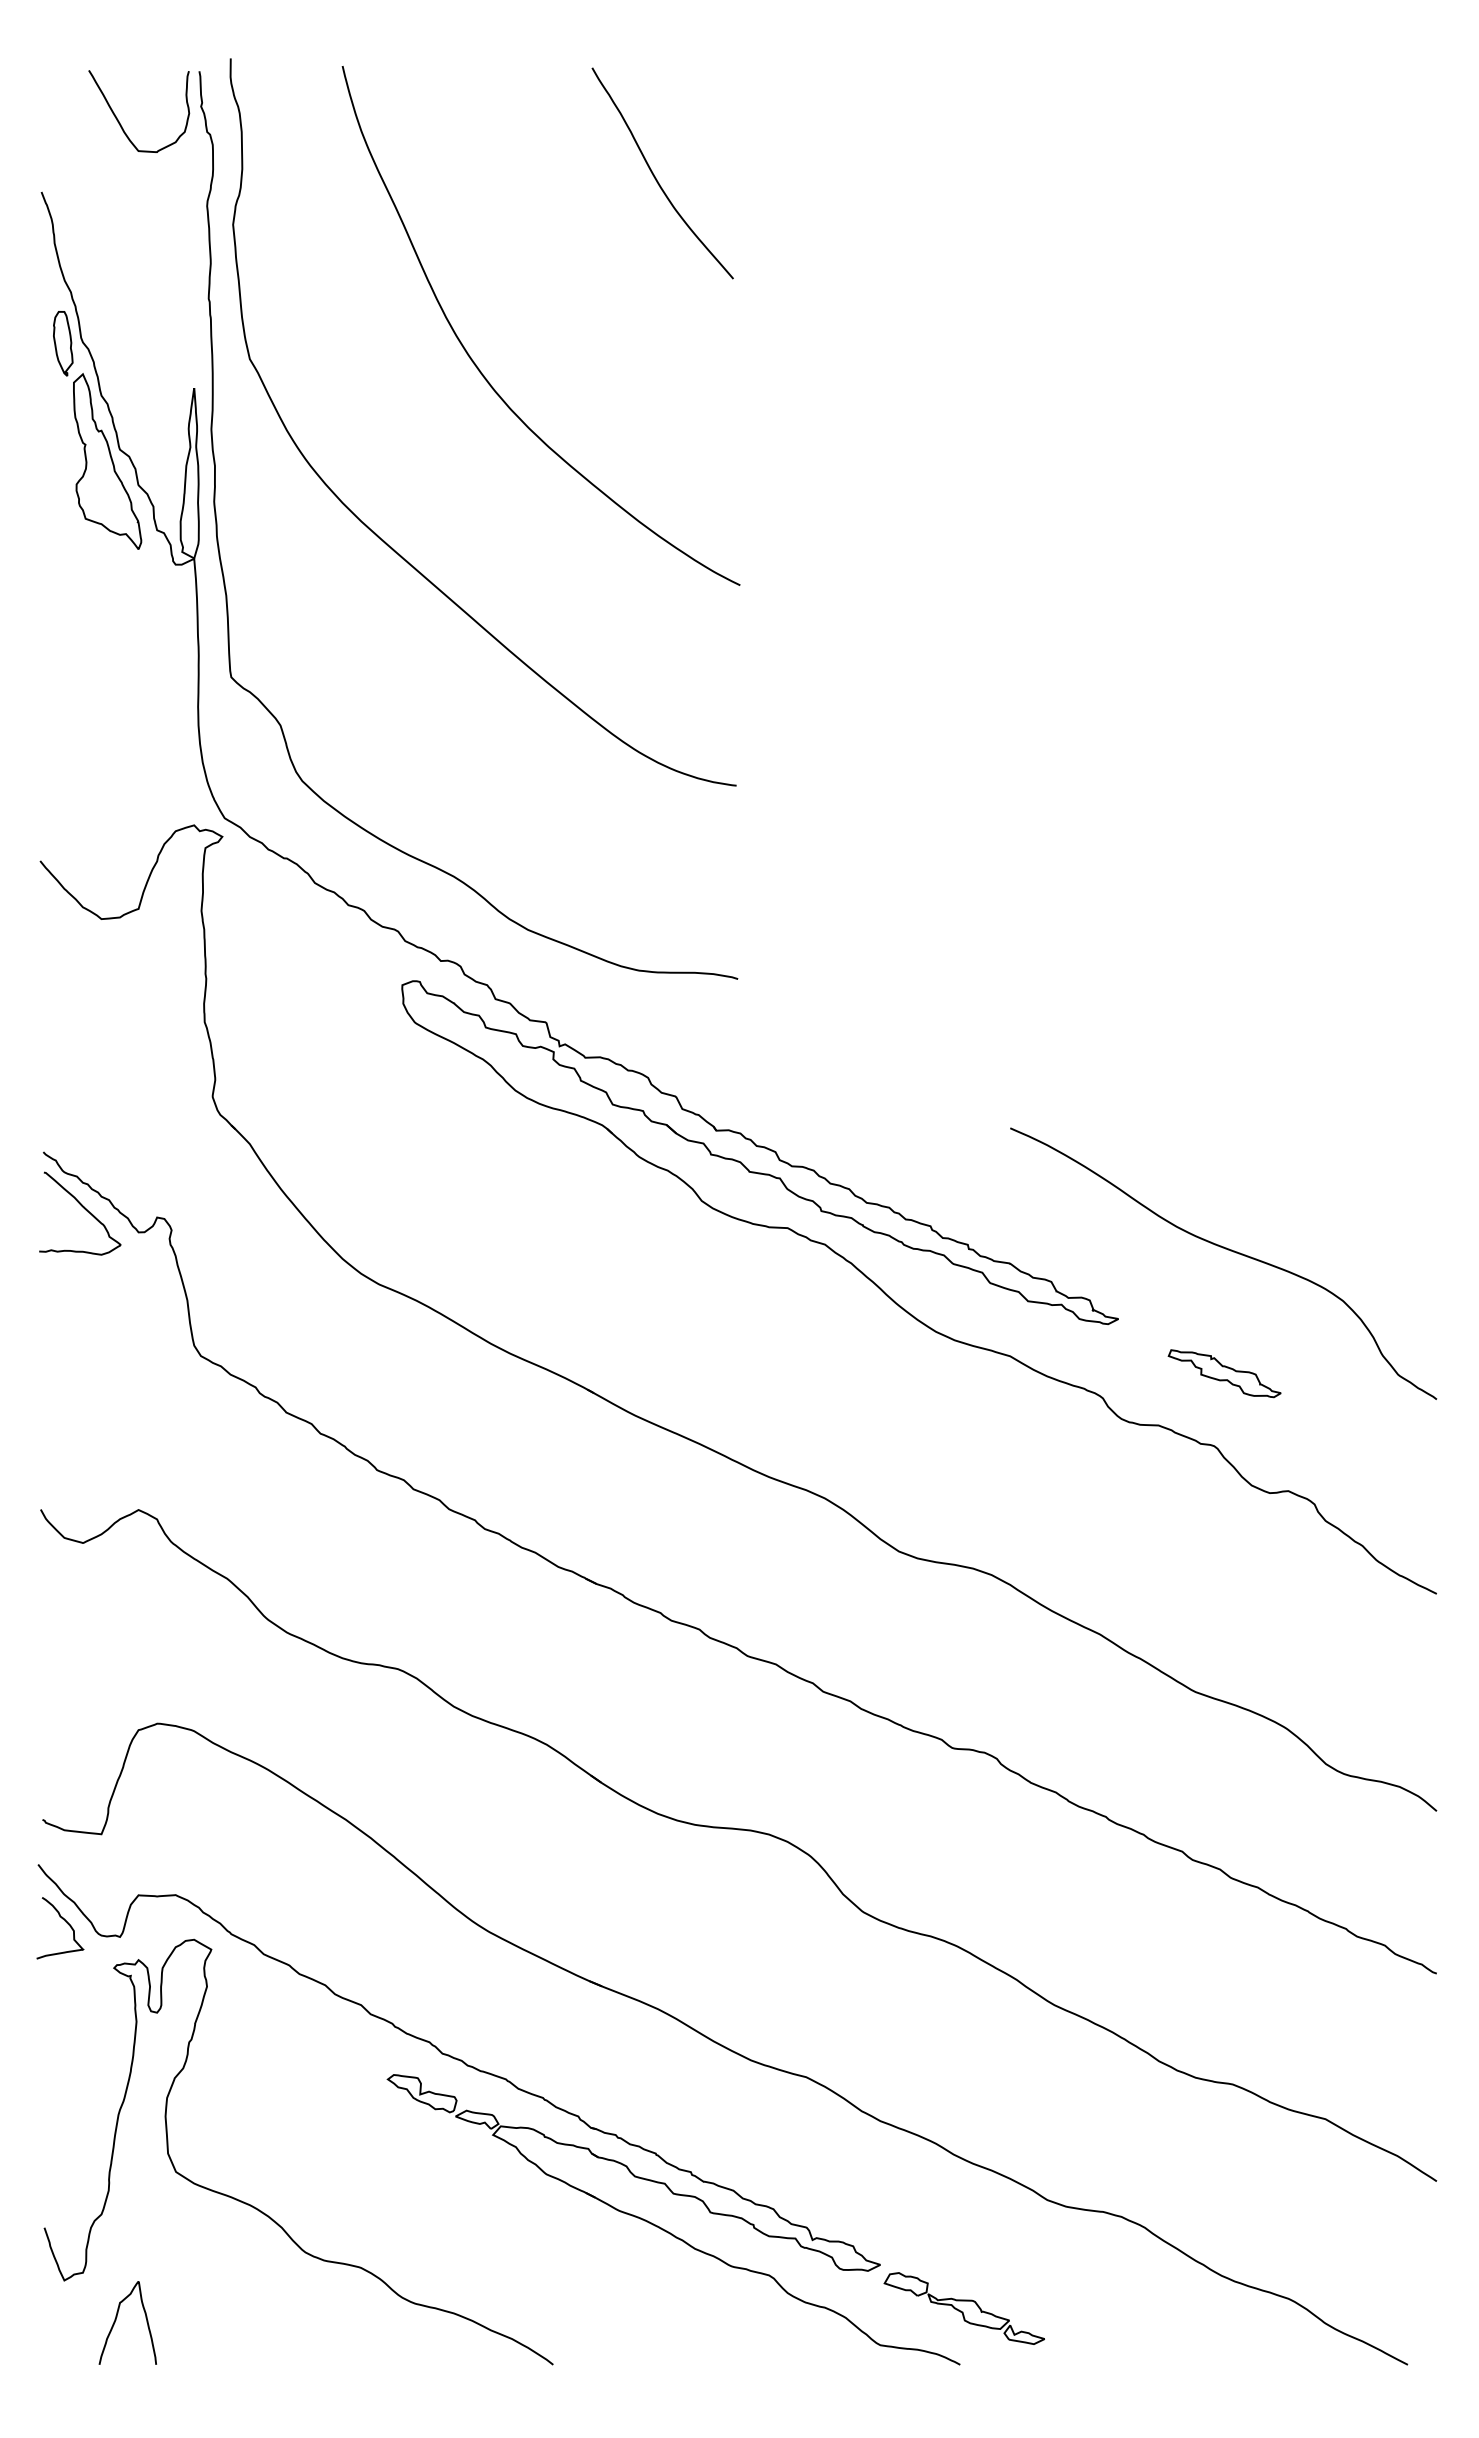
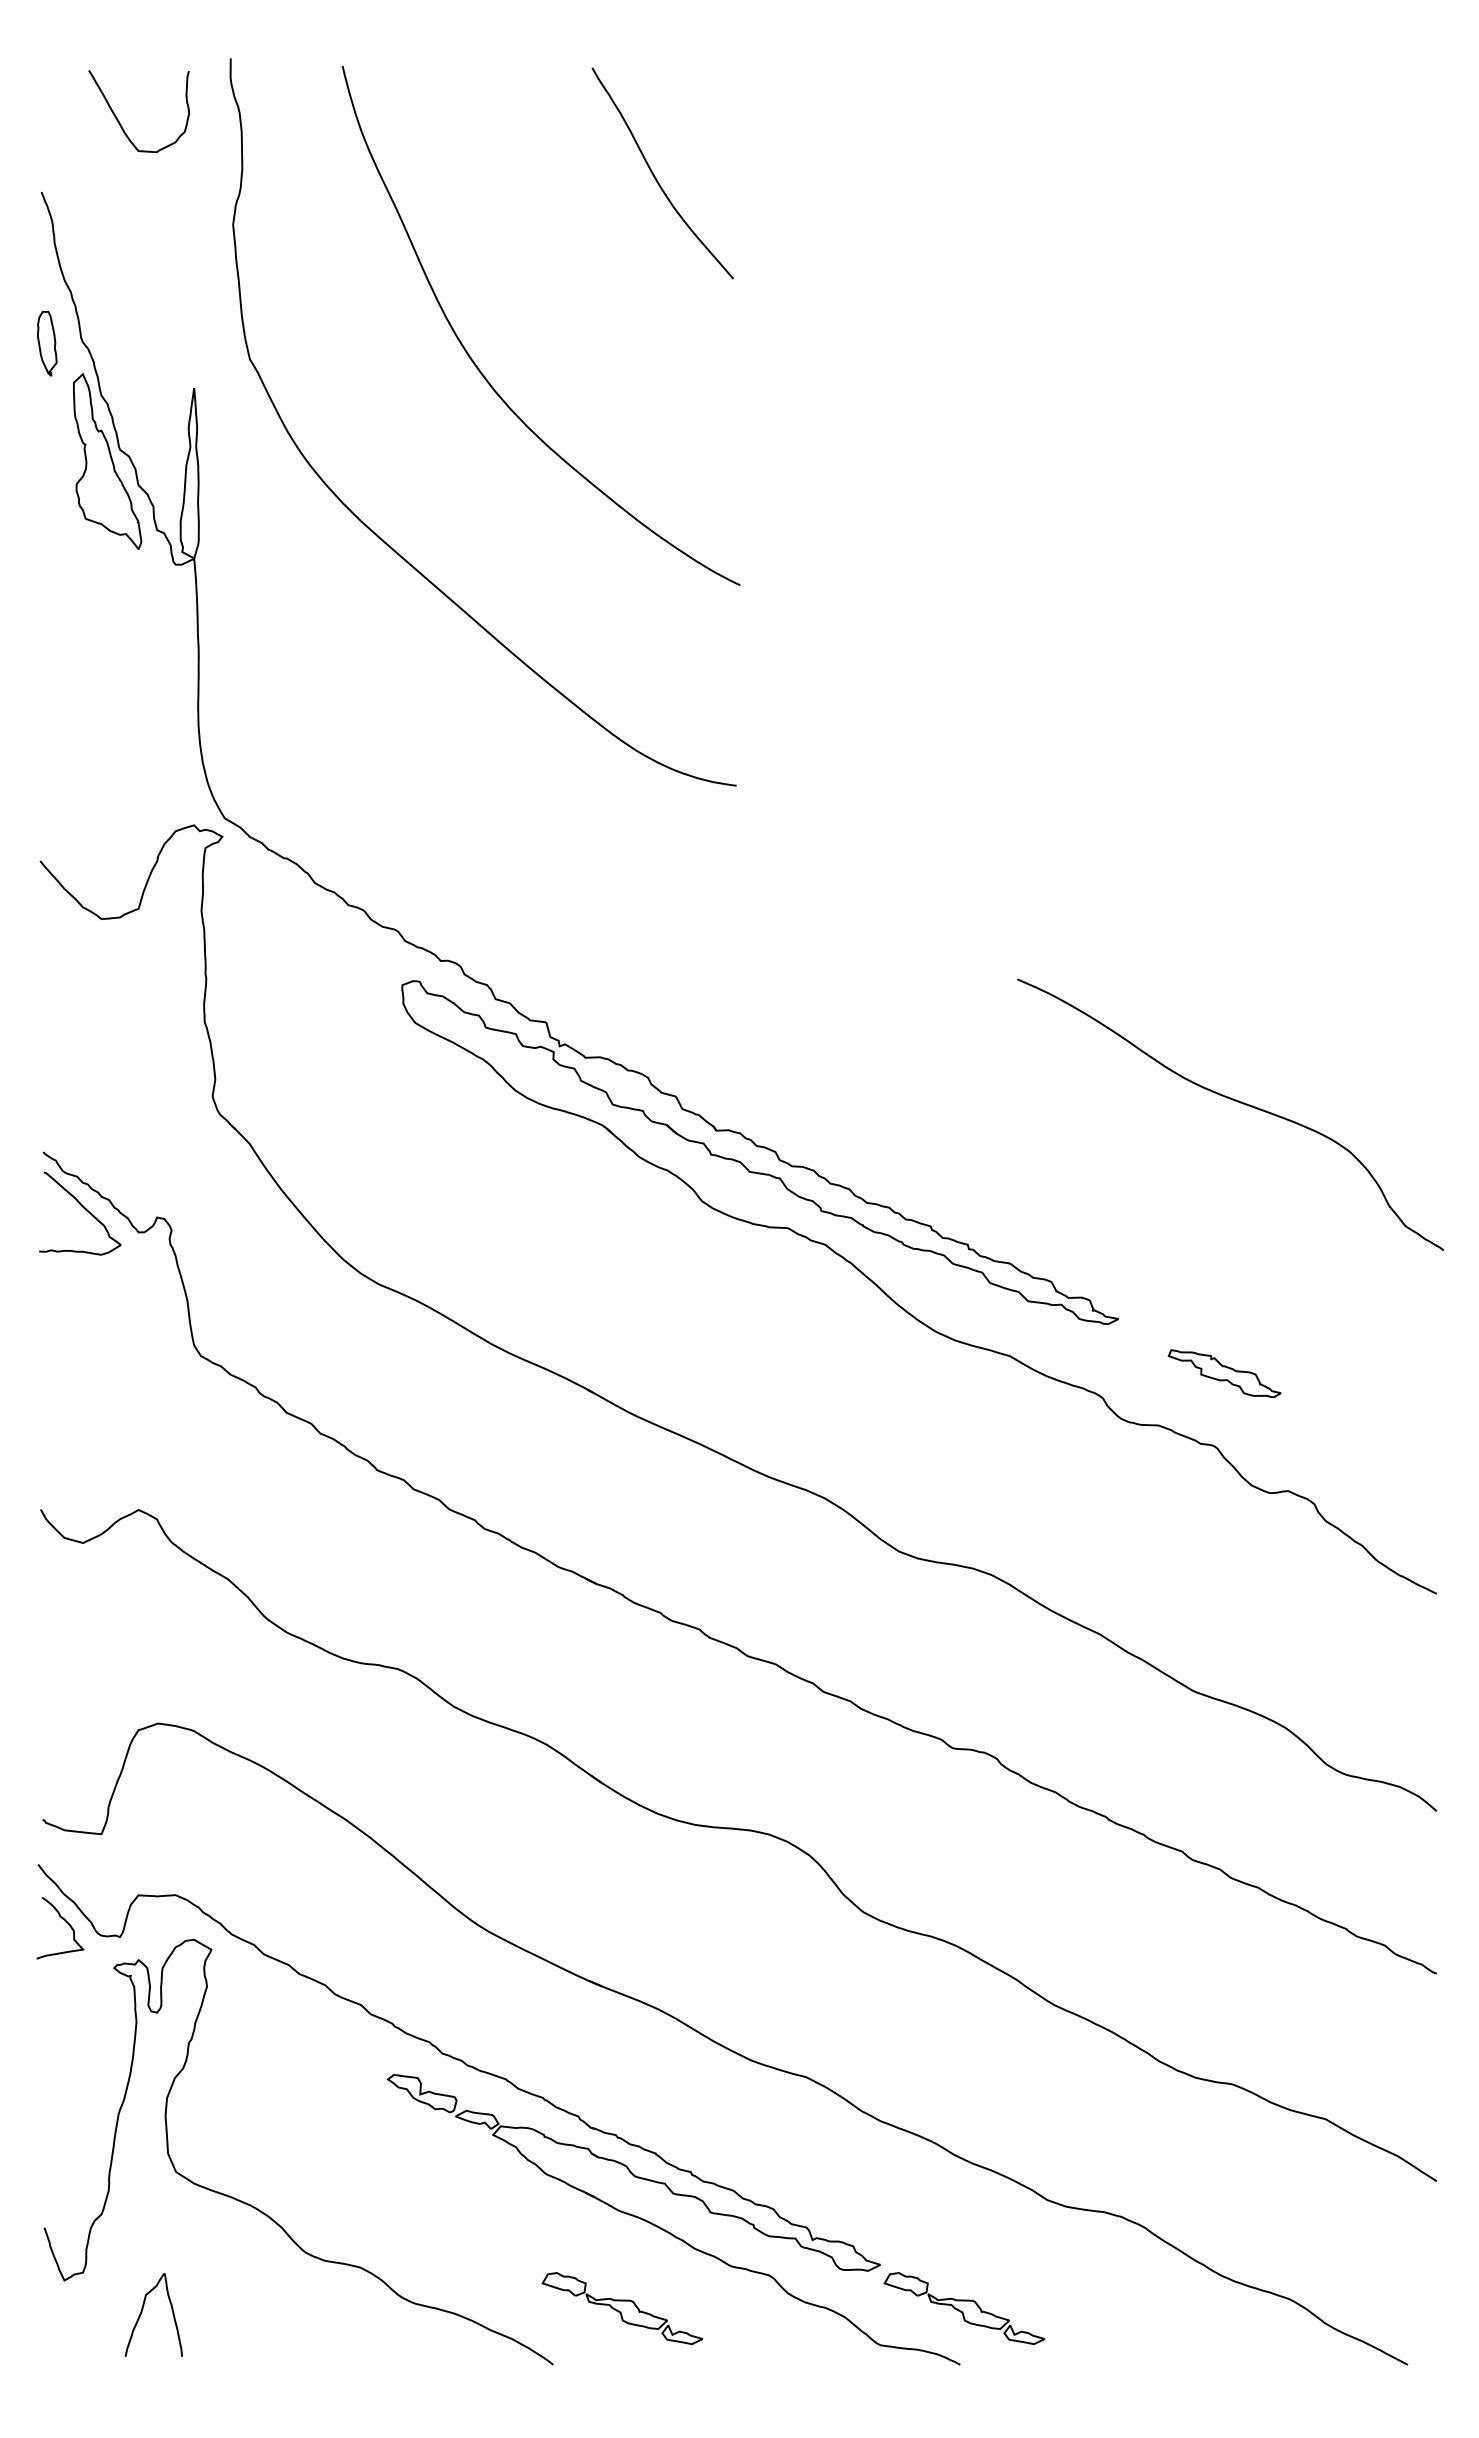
part position: (63, 343) -> (47, 343) (47, 343)
curve: present -> none (223, 570)
curve position: (1230, 1251) -> (1237, 1102) (1237, 1102)
part: none -> present (621, 2308)
curve position: (117, 2317) -> (143, 2309) (143, 2309)
